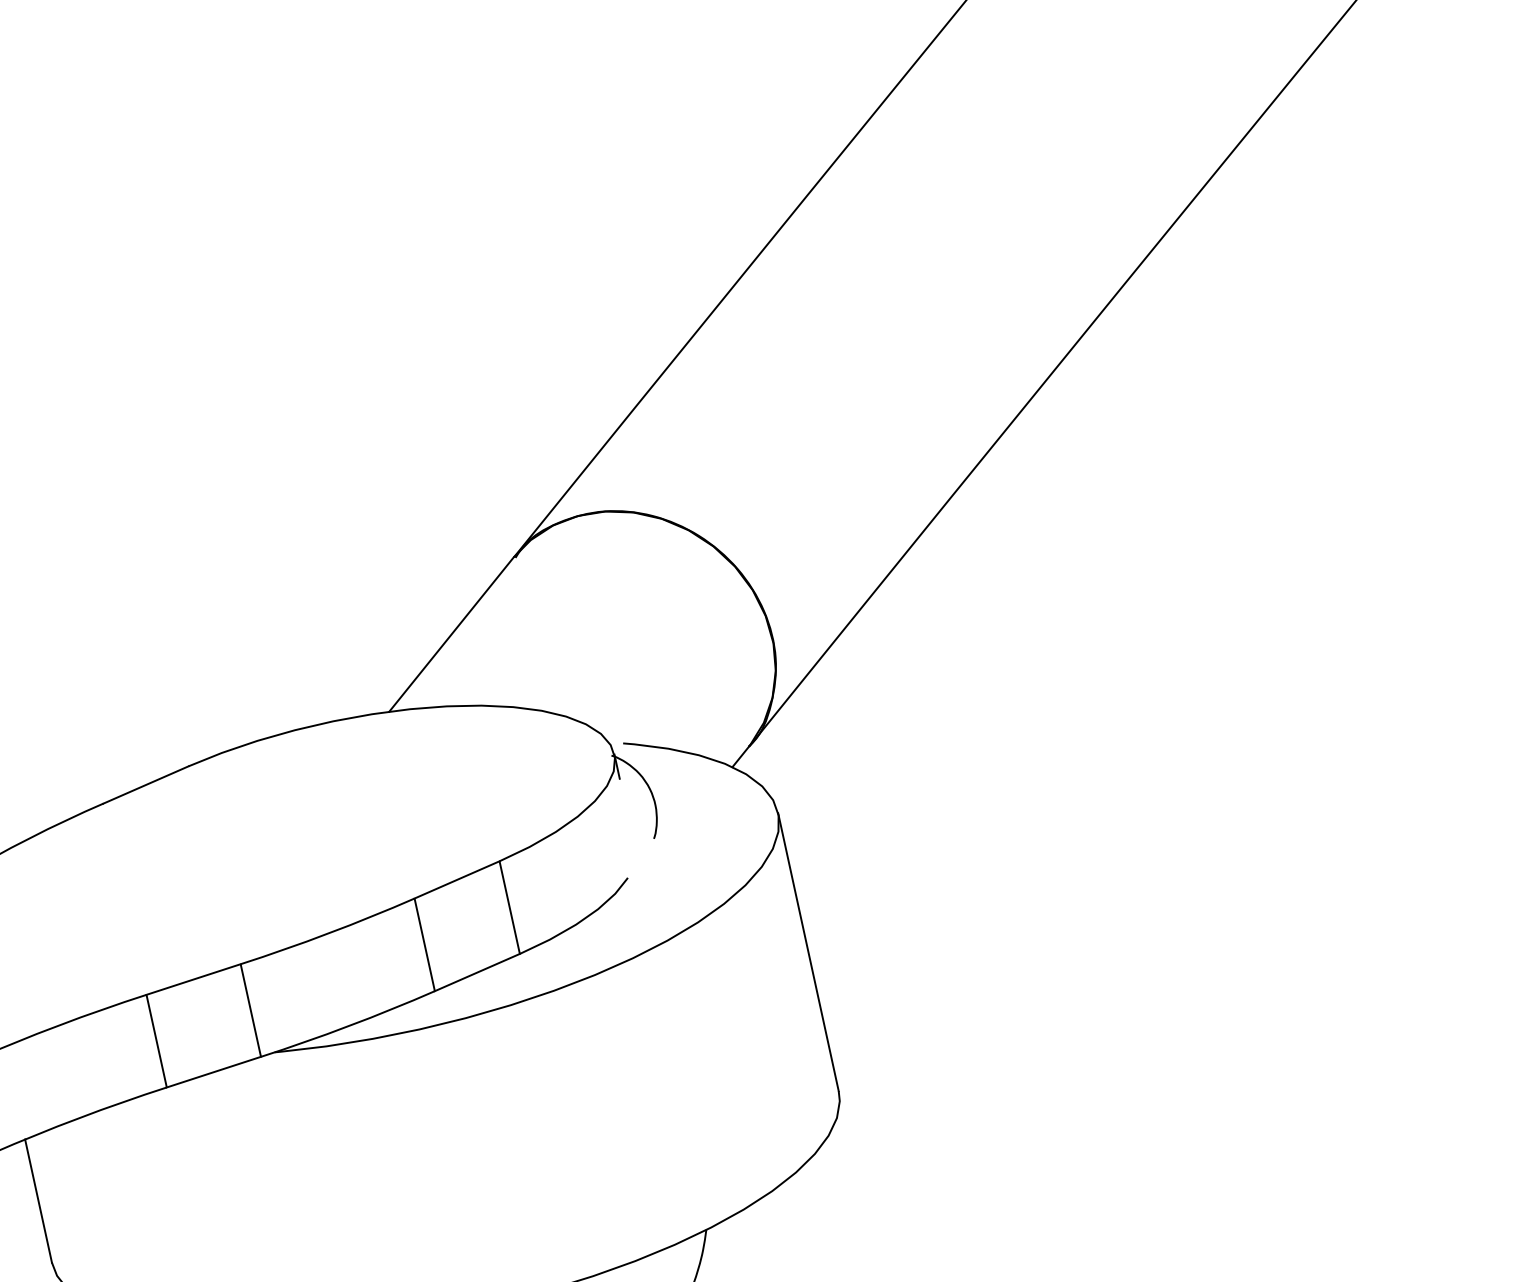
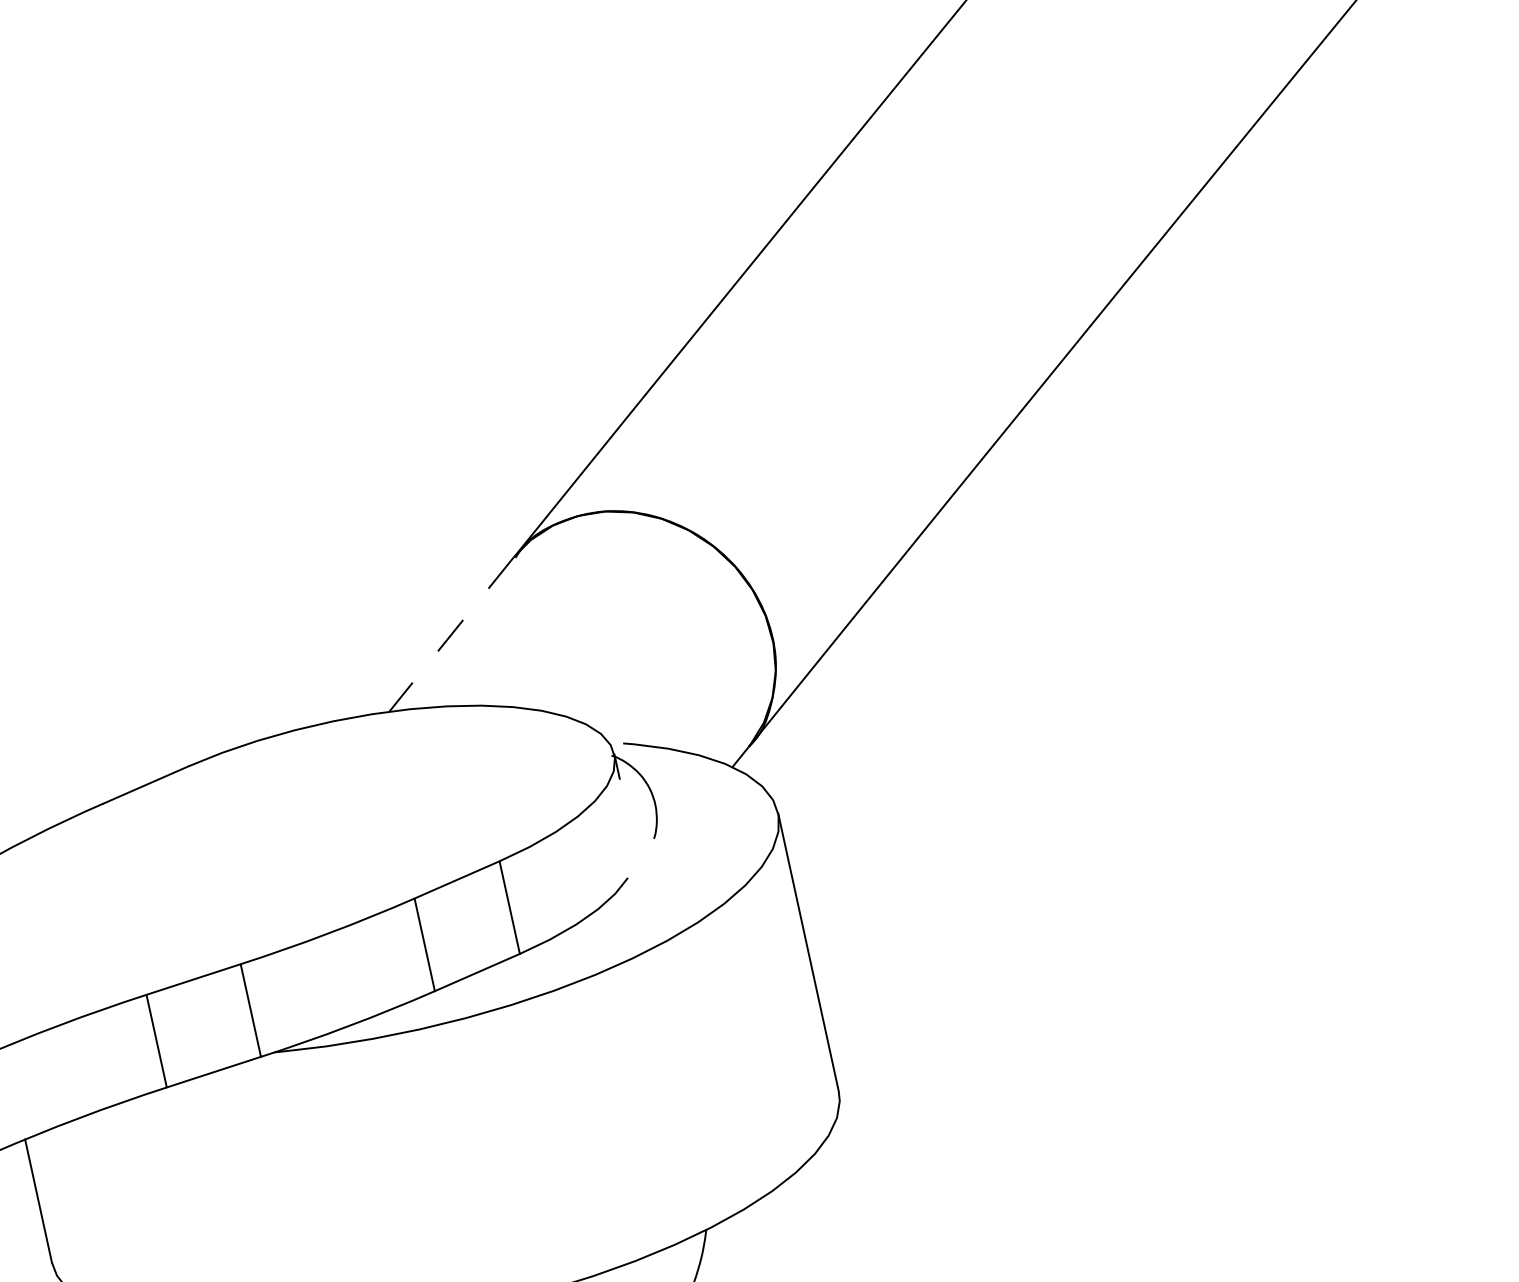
line: solid -> dashed (451, 634)
